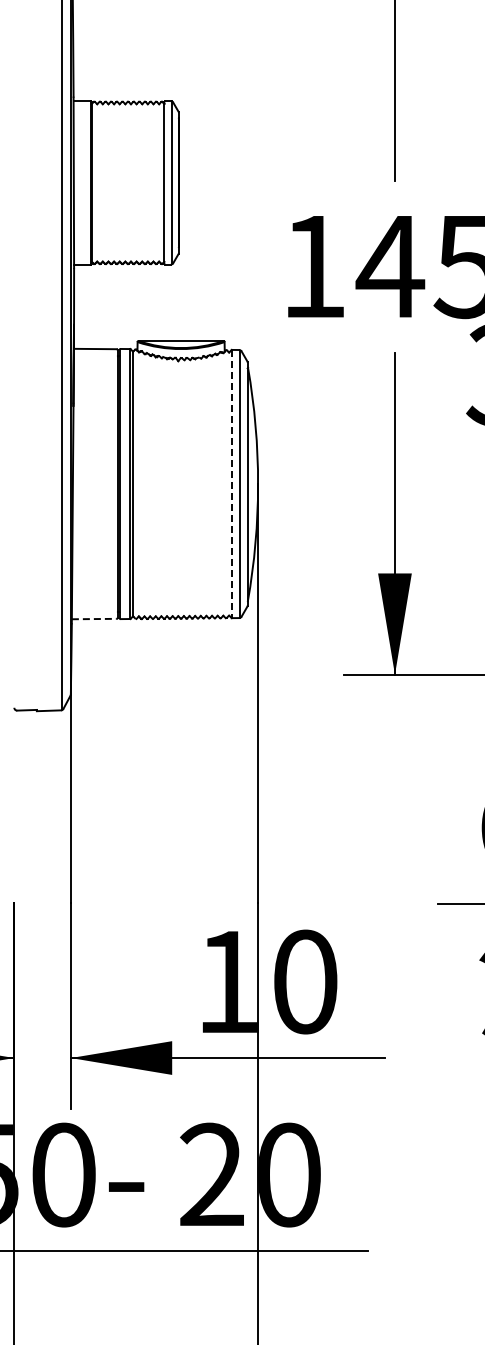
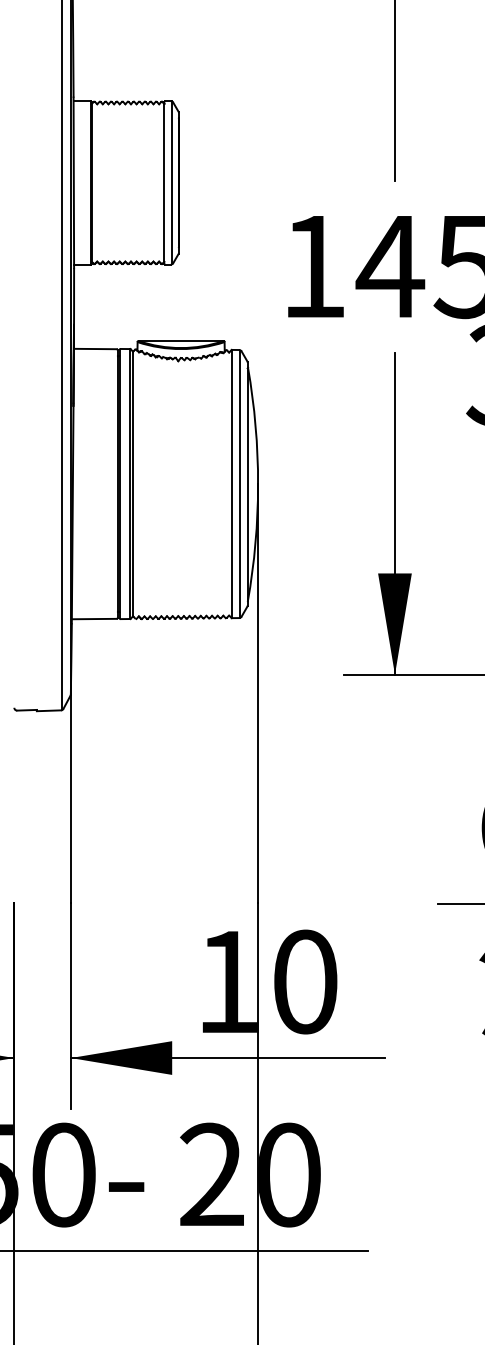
line: dashed -> solid (231, 484)
line: dashed -> solid (94, 619)
